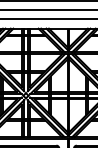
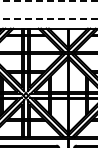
line: solid -> dashed (48, 0)
line: present -> none (48, 10)
line: solid -> dashed (48, 19)
